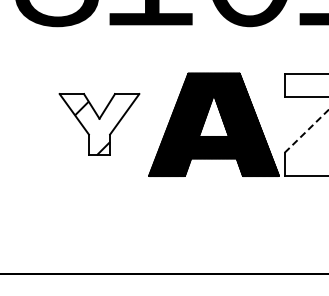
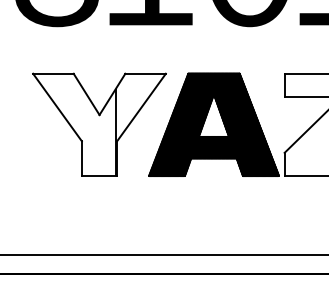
part size: 83x63 px -> 135x105 px (99, 124)
line: dashed -> solid (306, 131)
line: none -> present (163, 254)
